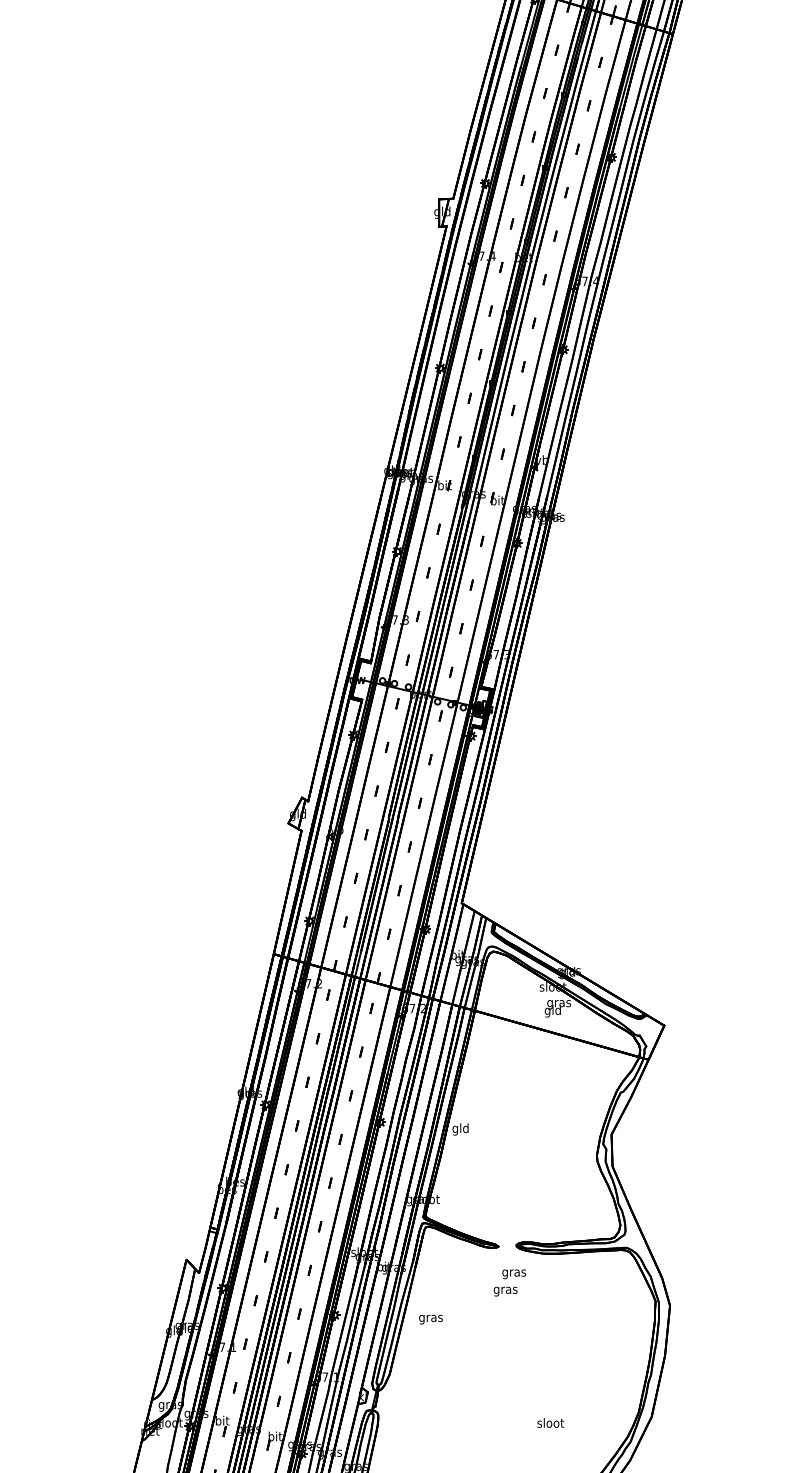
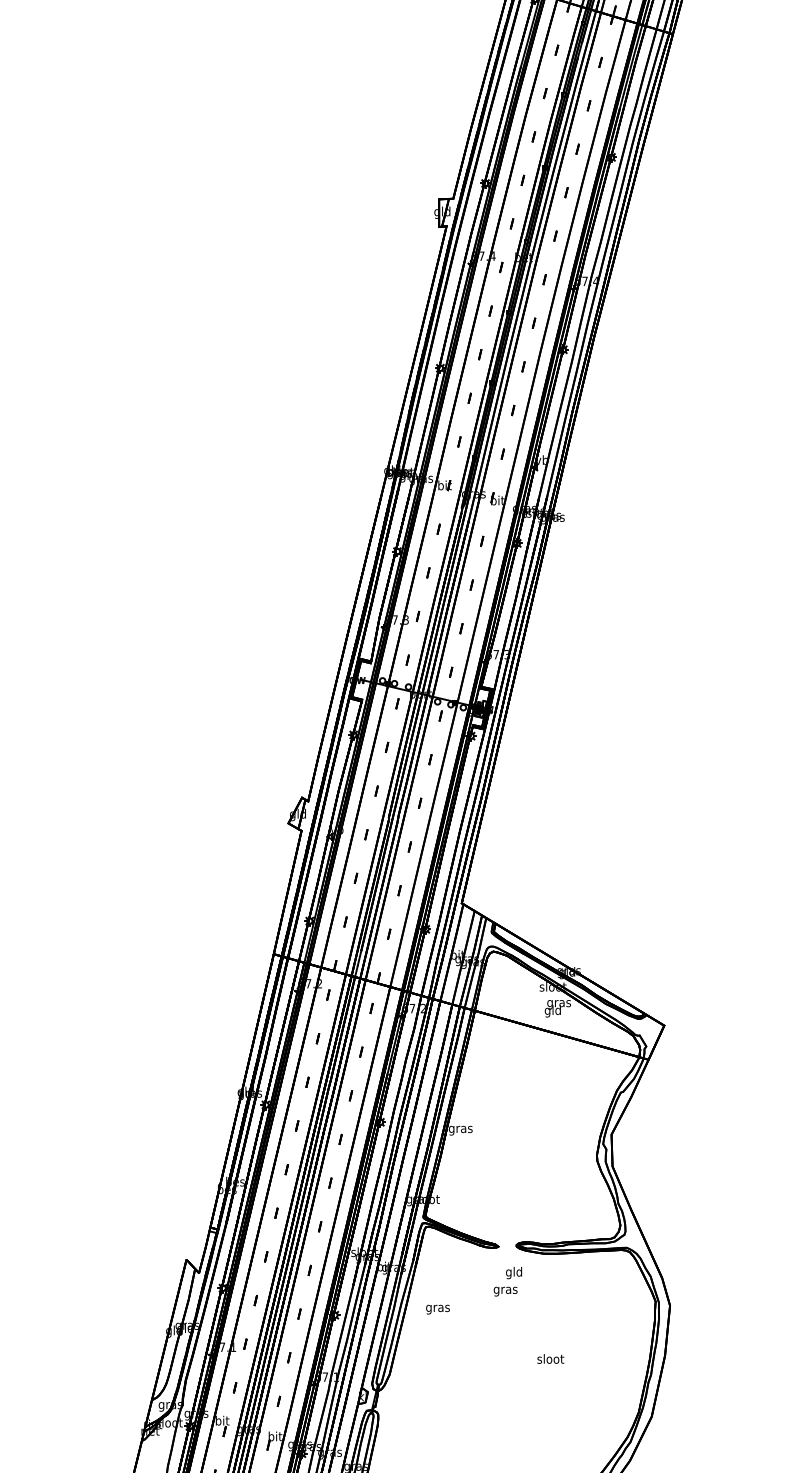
text: gld -> gras (460, 1129)
text: gras -> gld (514, 1272)
text position: (430, 1319) -> (437, 1309) (437, 1309)
text position: (550, 1422) -> (550, 1358) (550, 1358)
